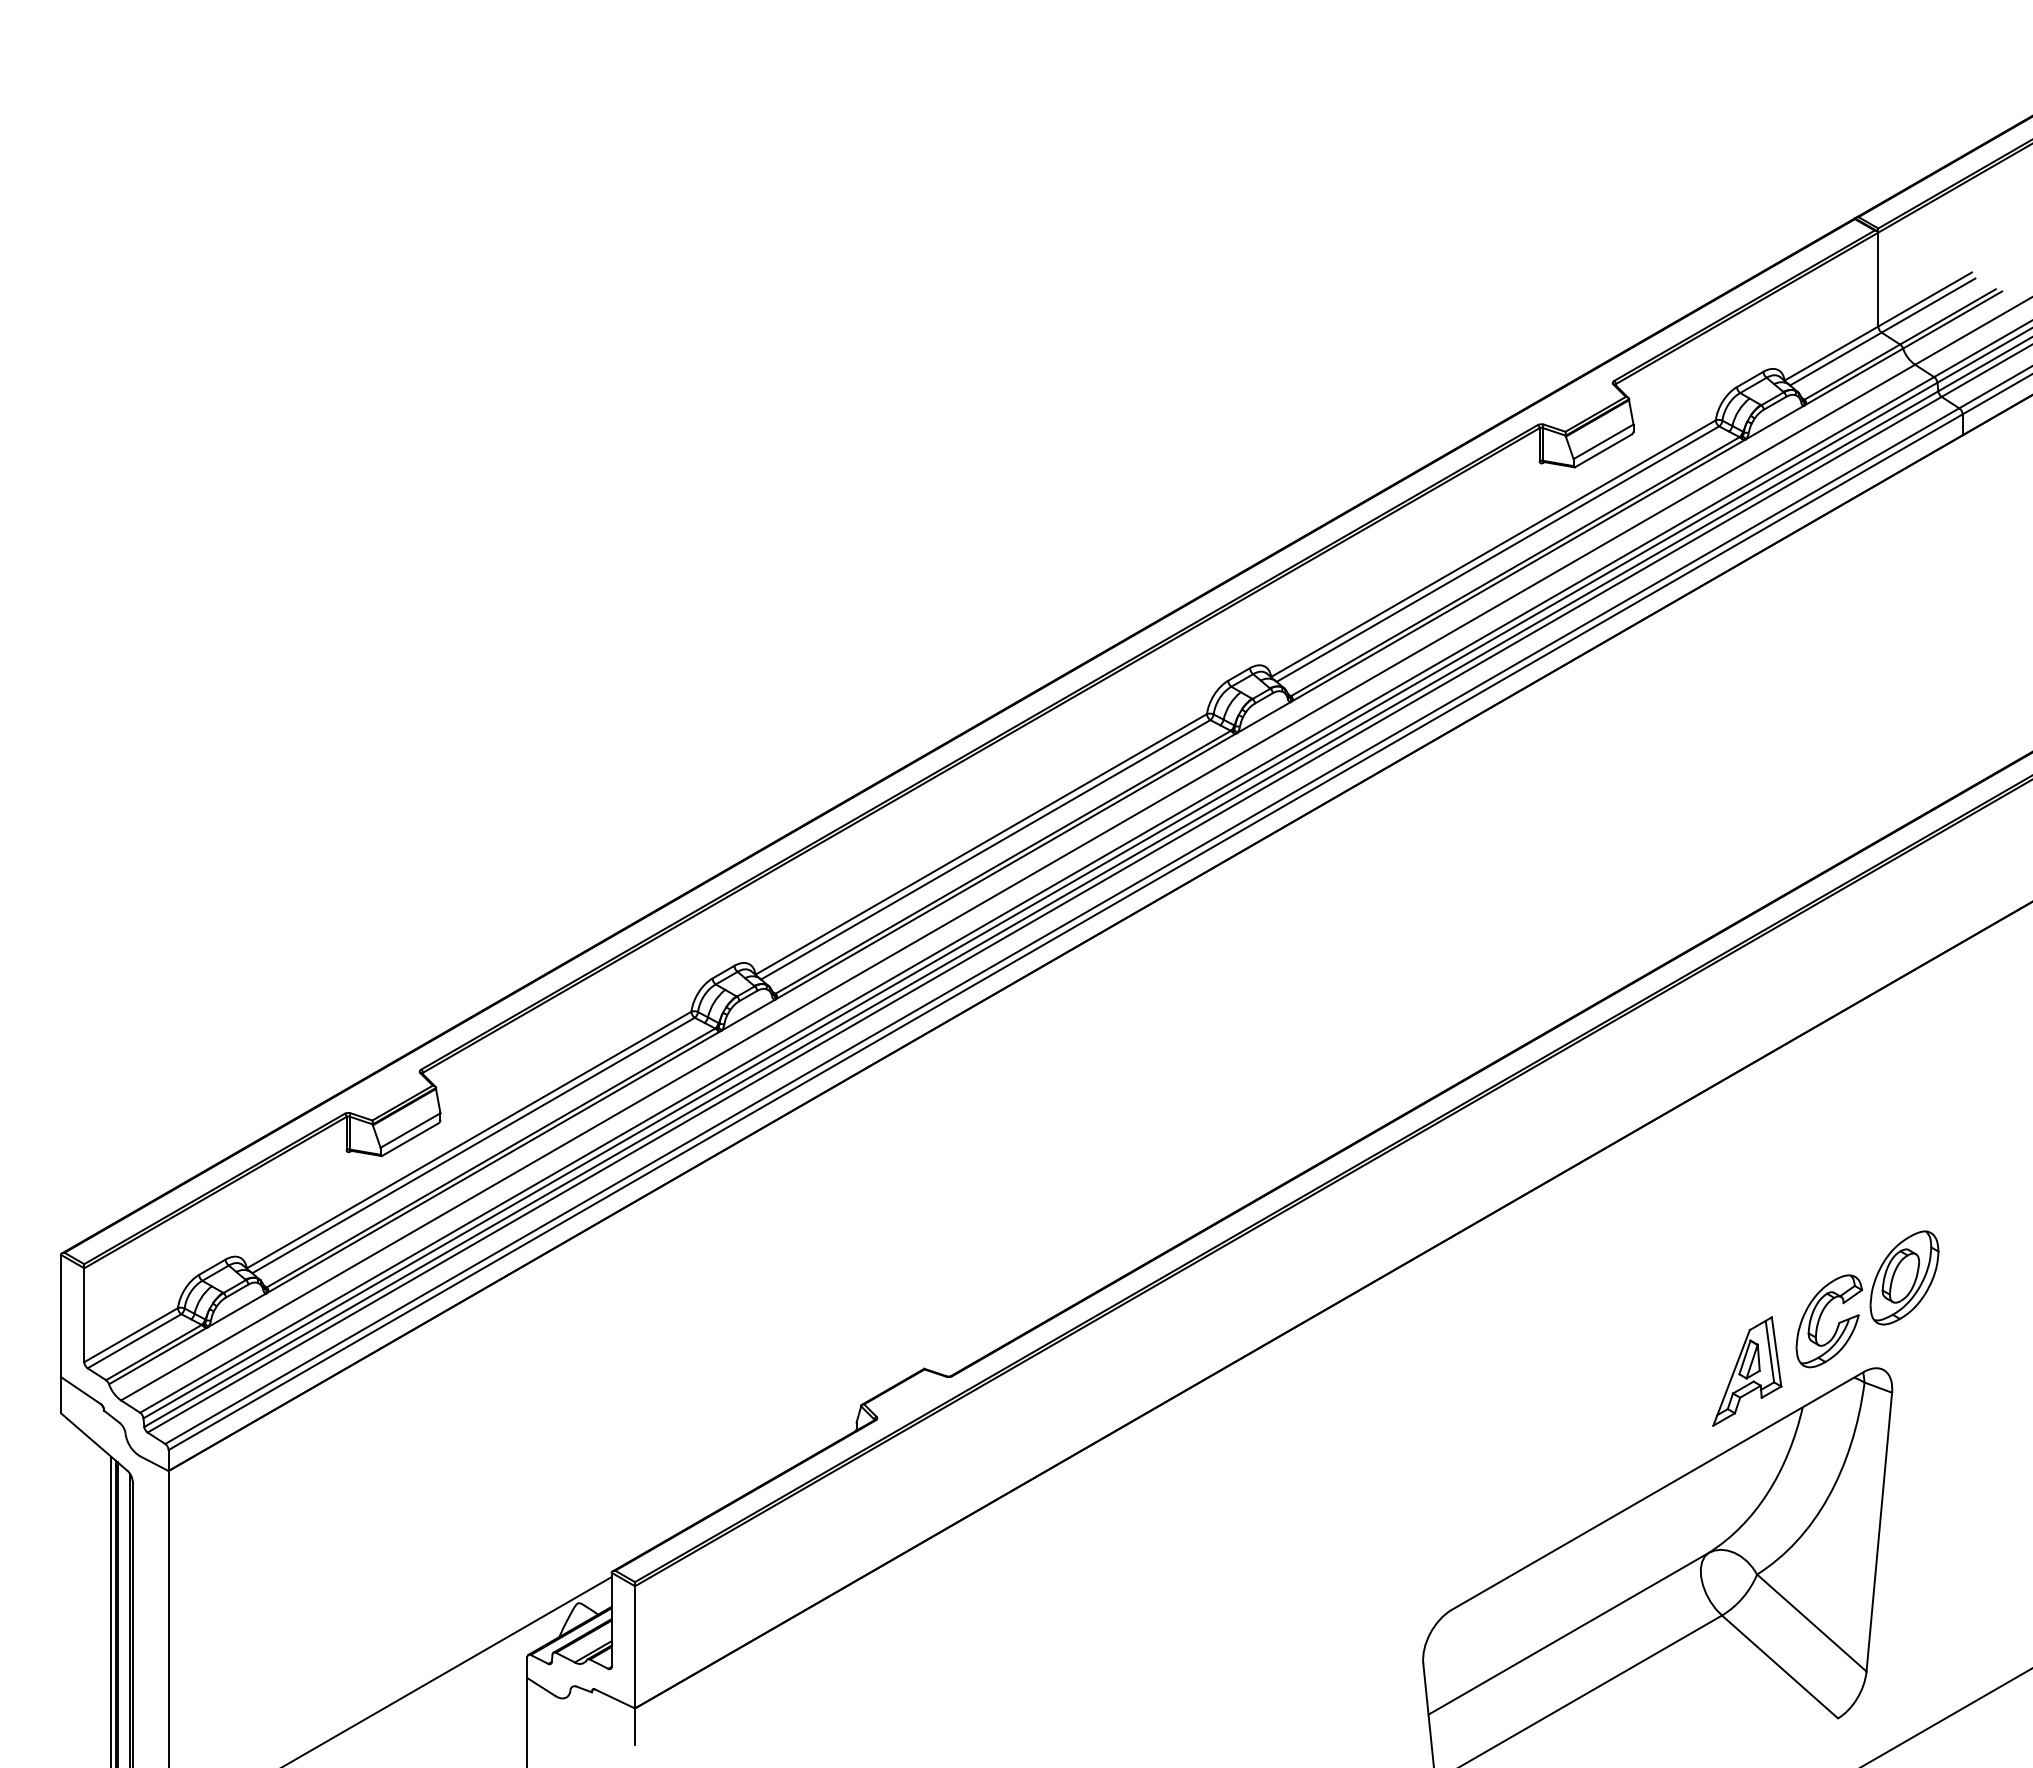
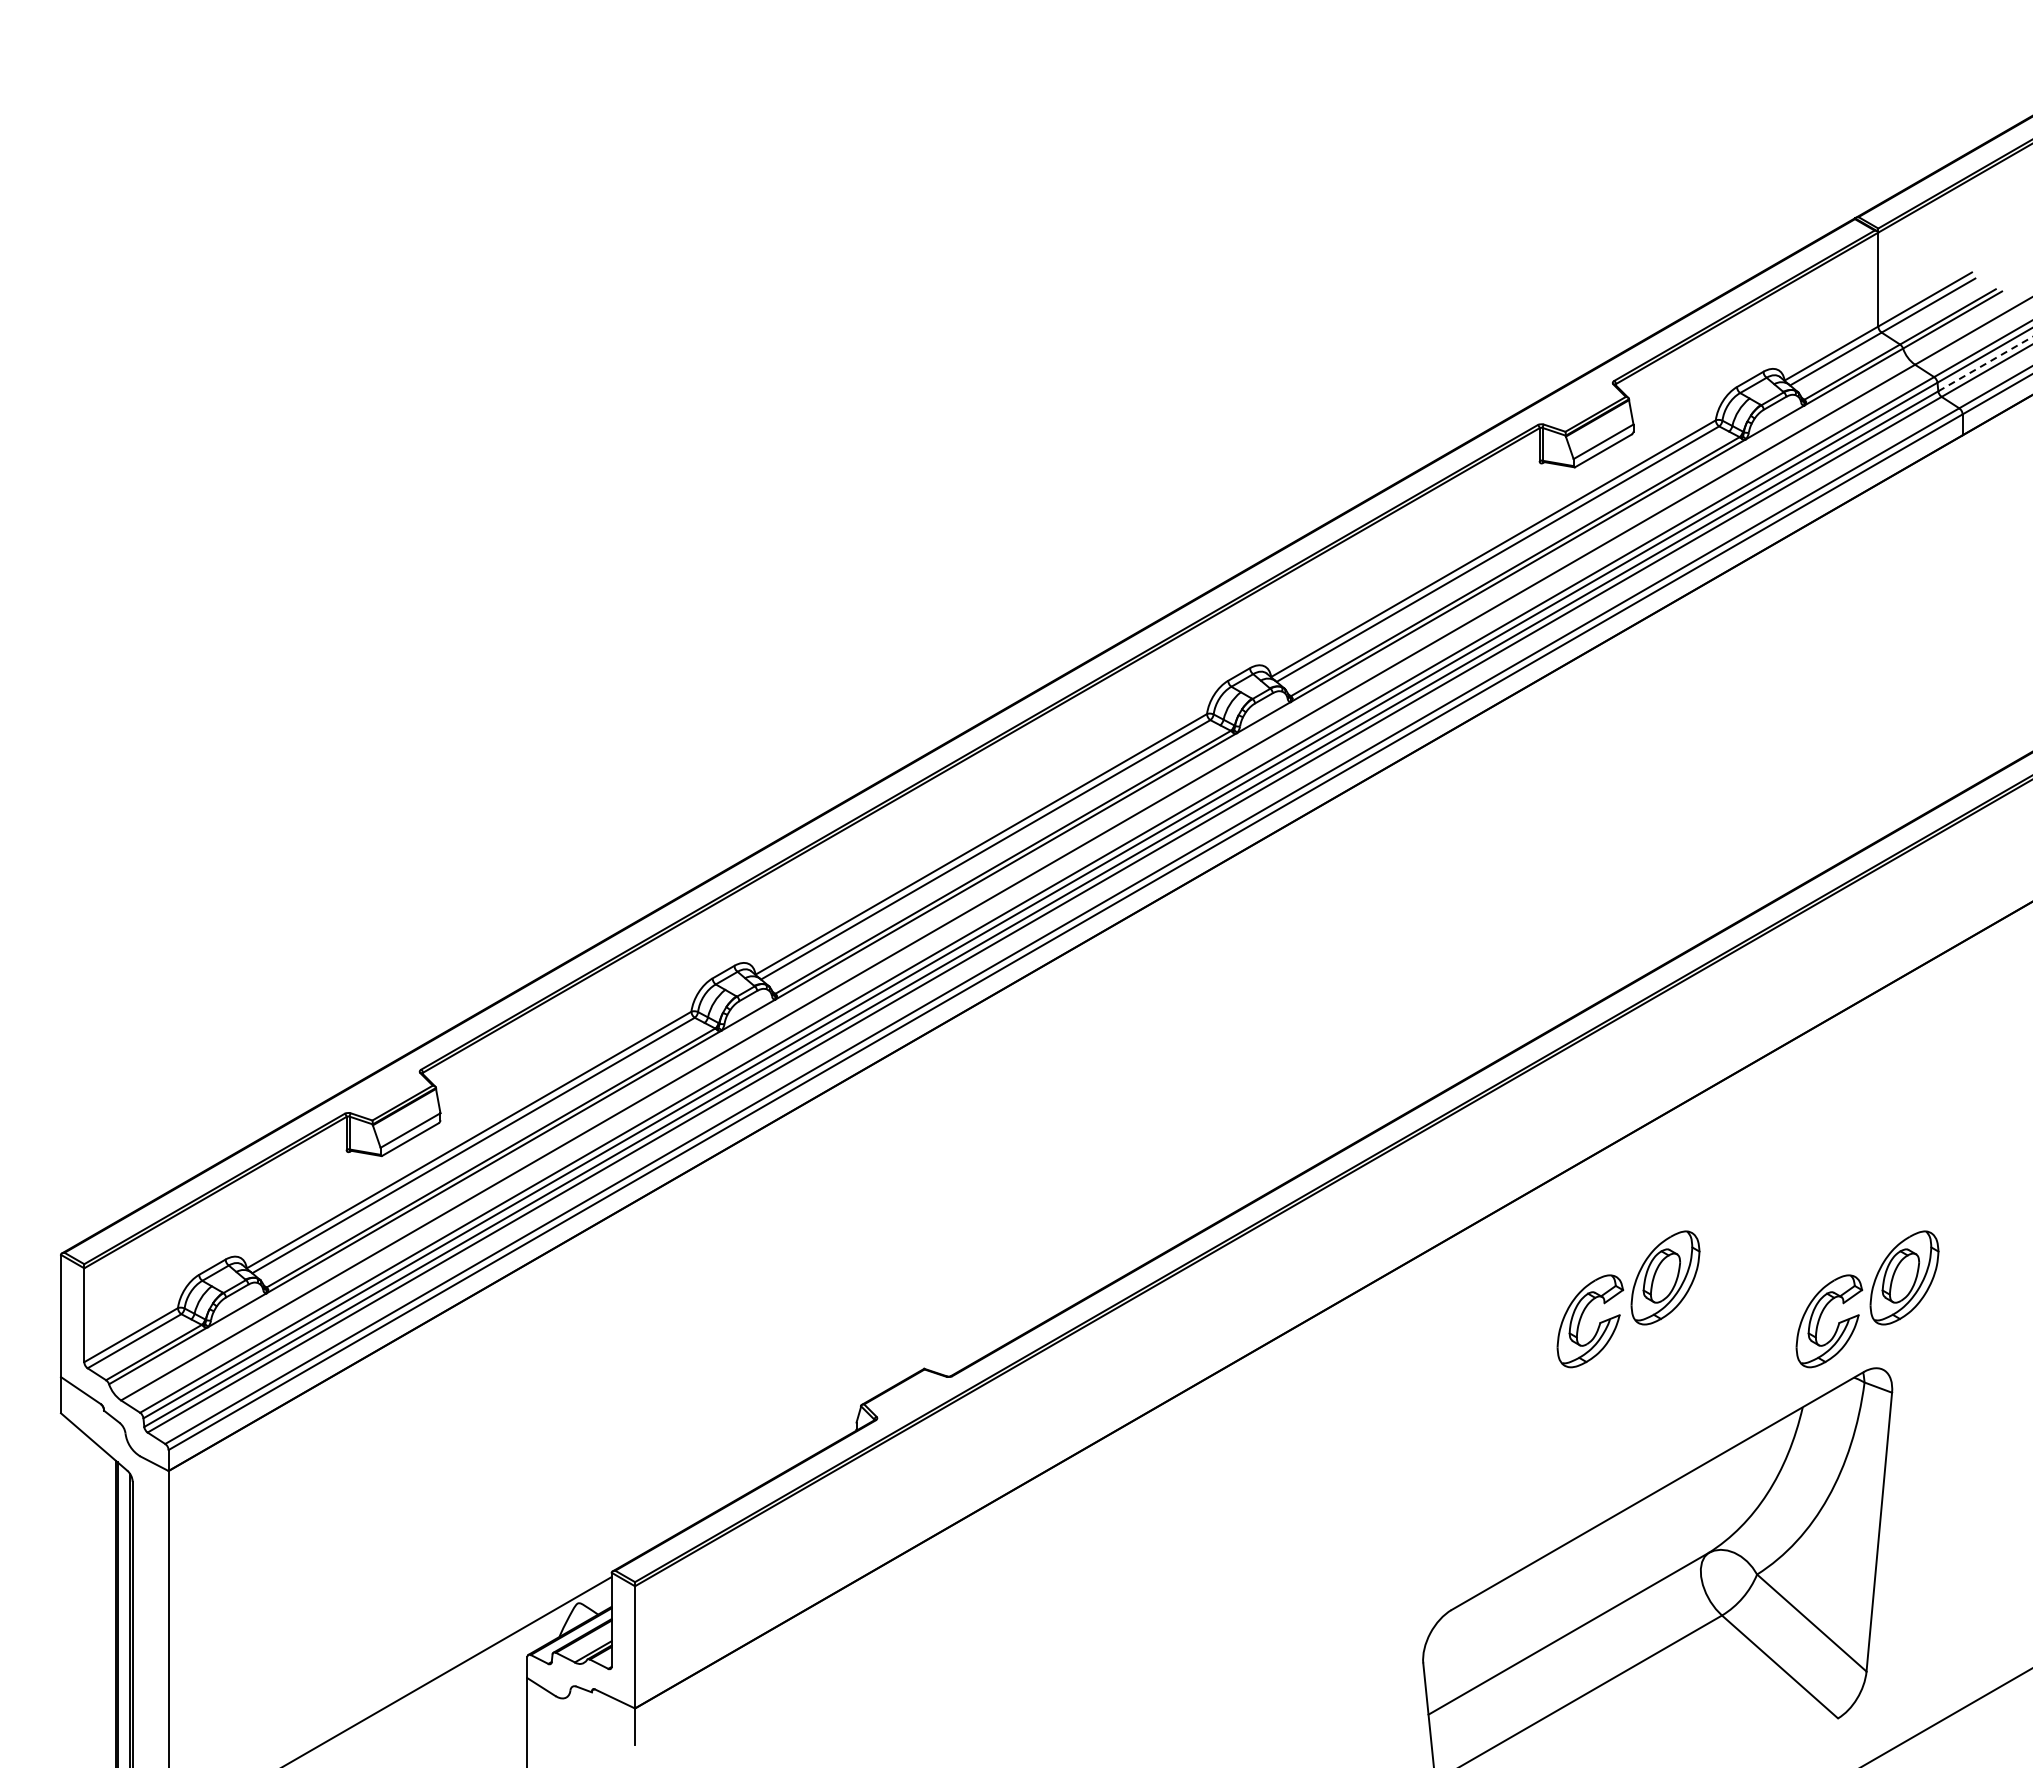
line: solid -> dashed (1985, 363)
part: none -> present (1628, 1299)
part: present -> none (1747, 1371)
line: present -> none (111, 1610)
